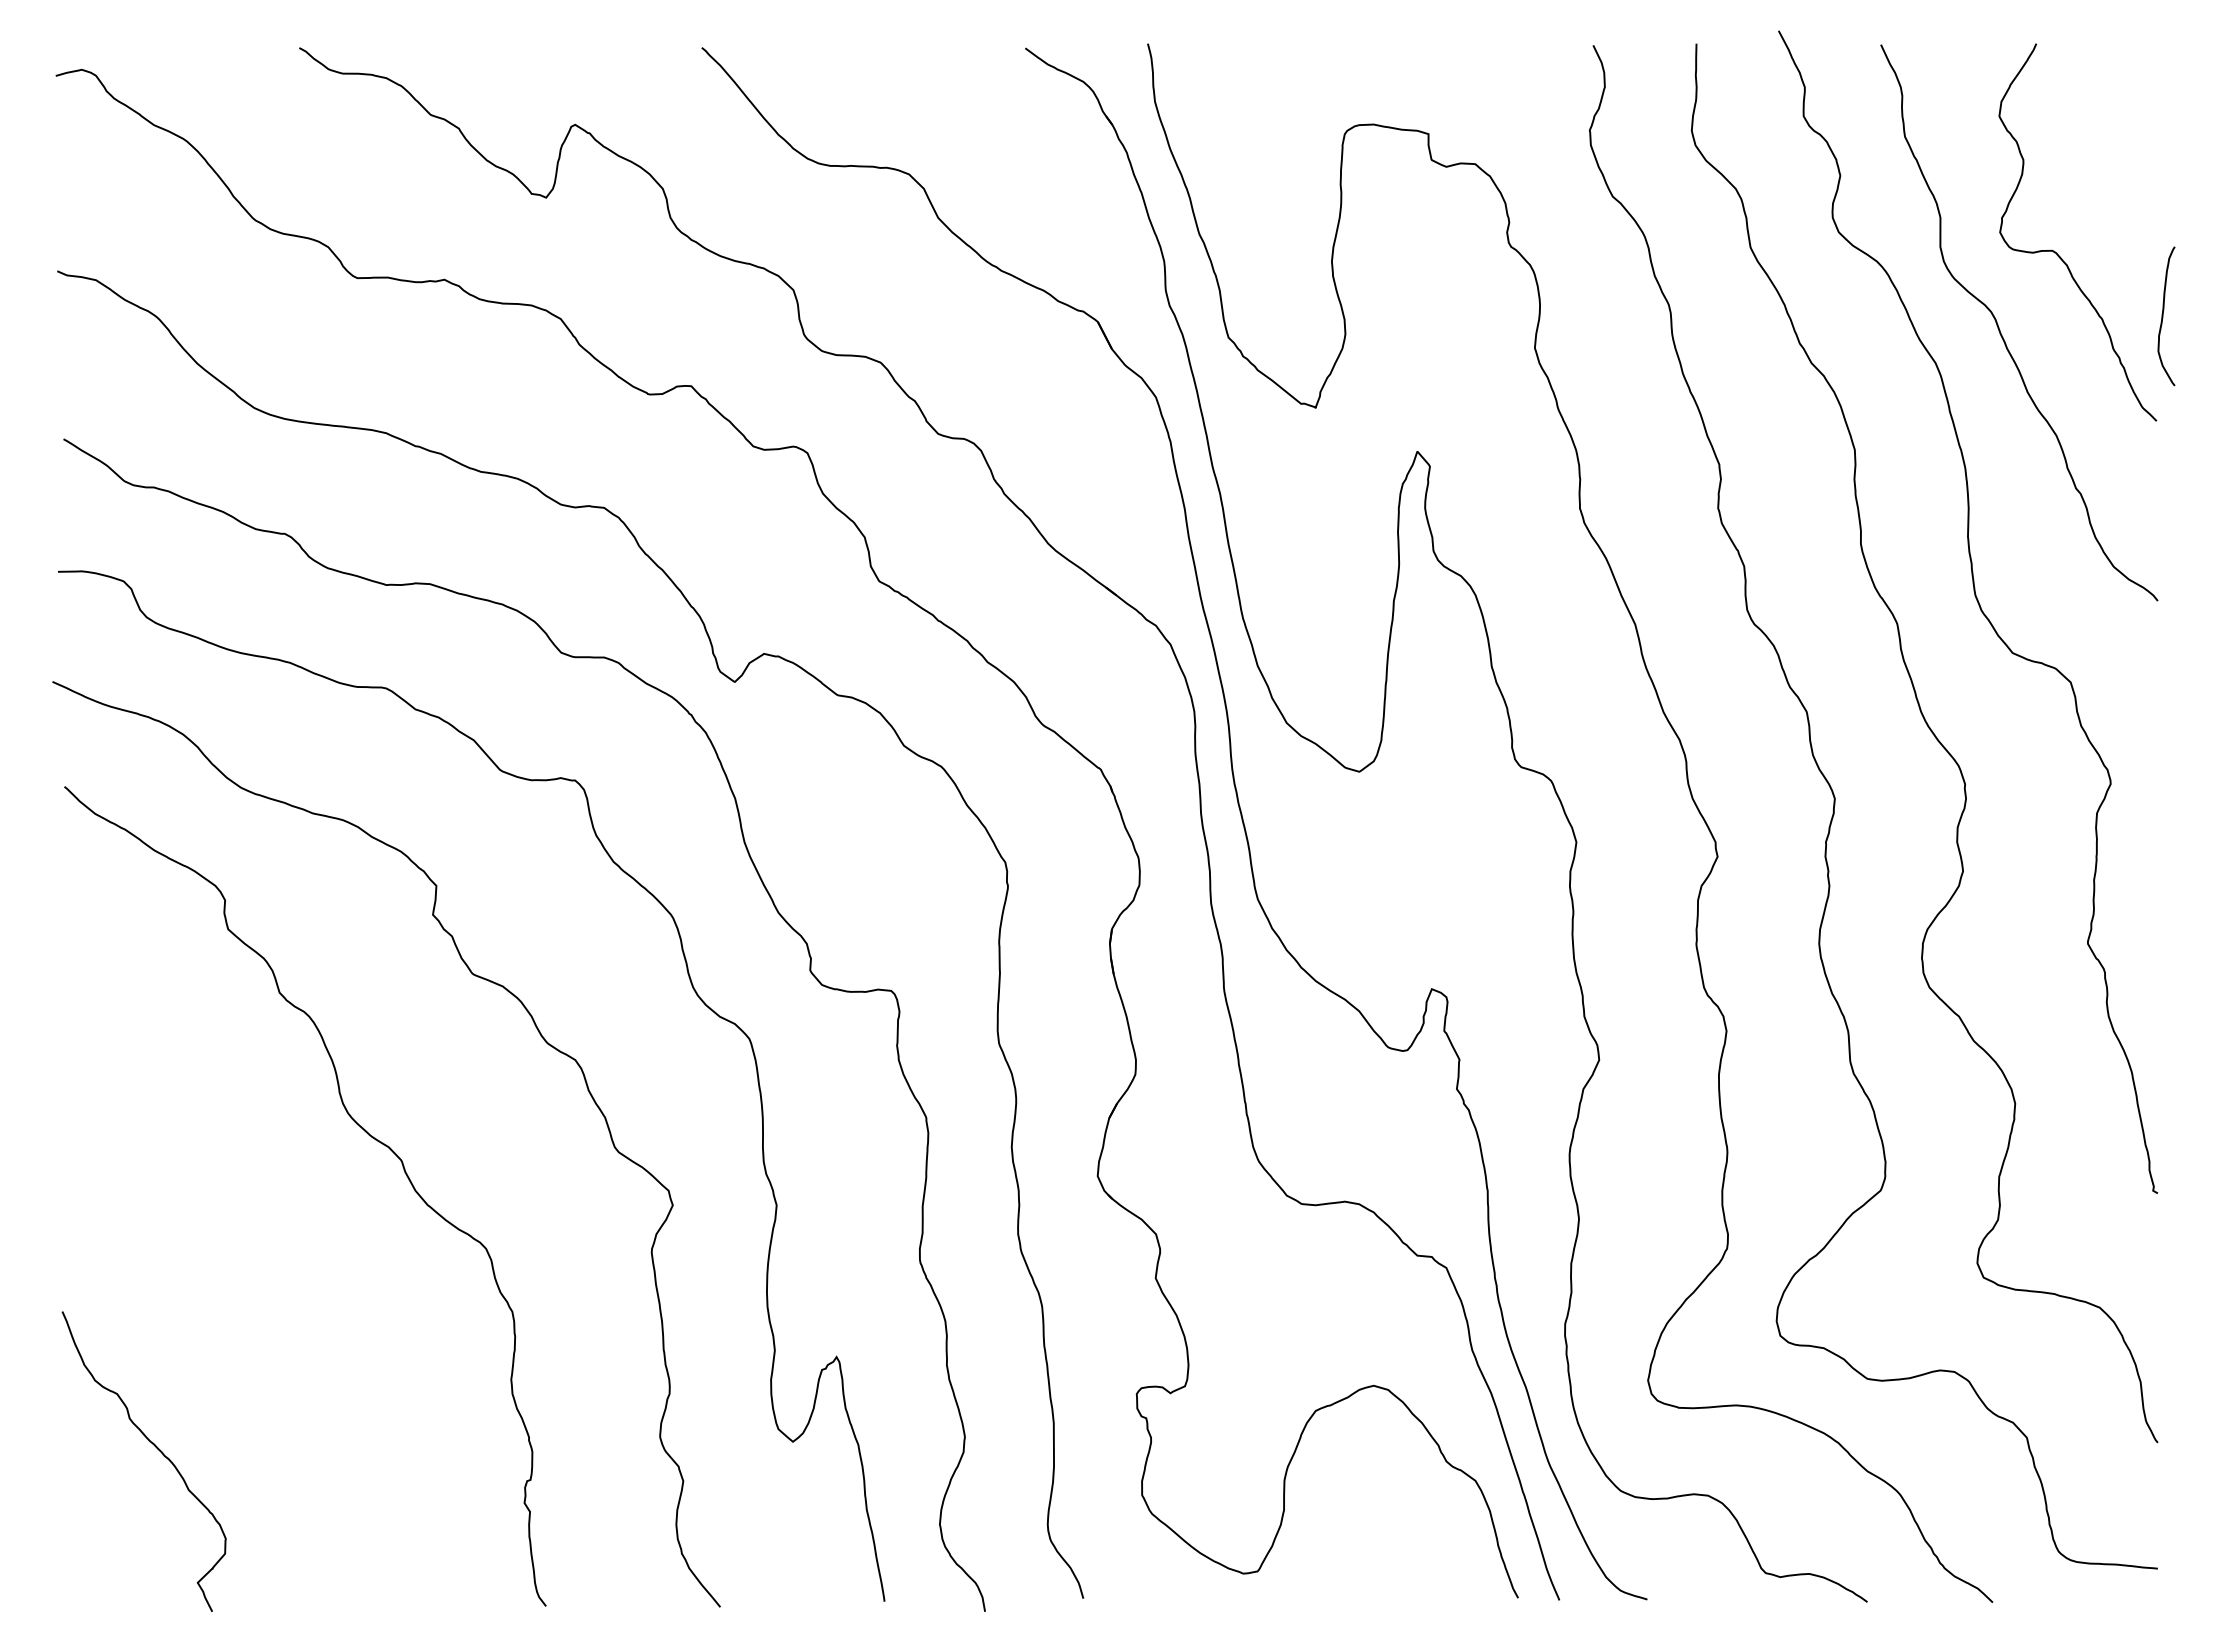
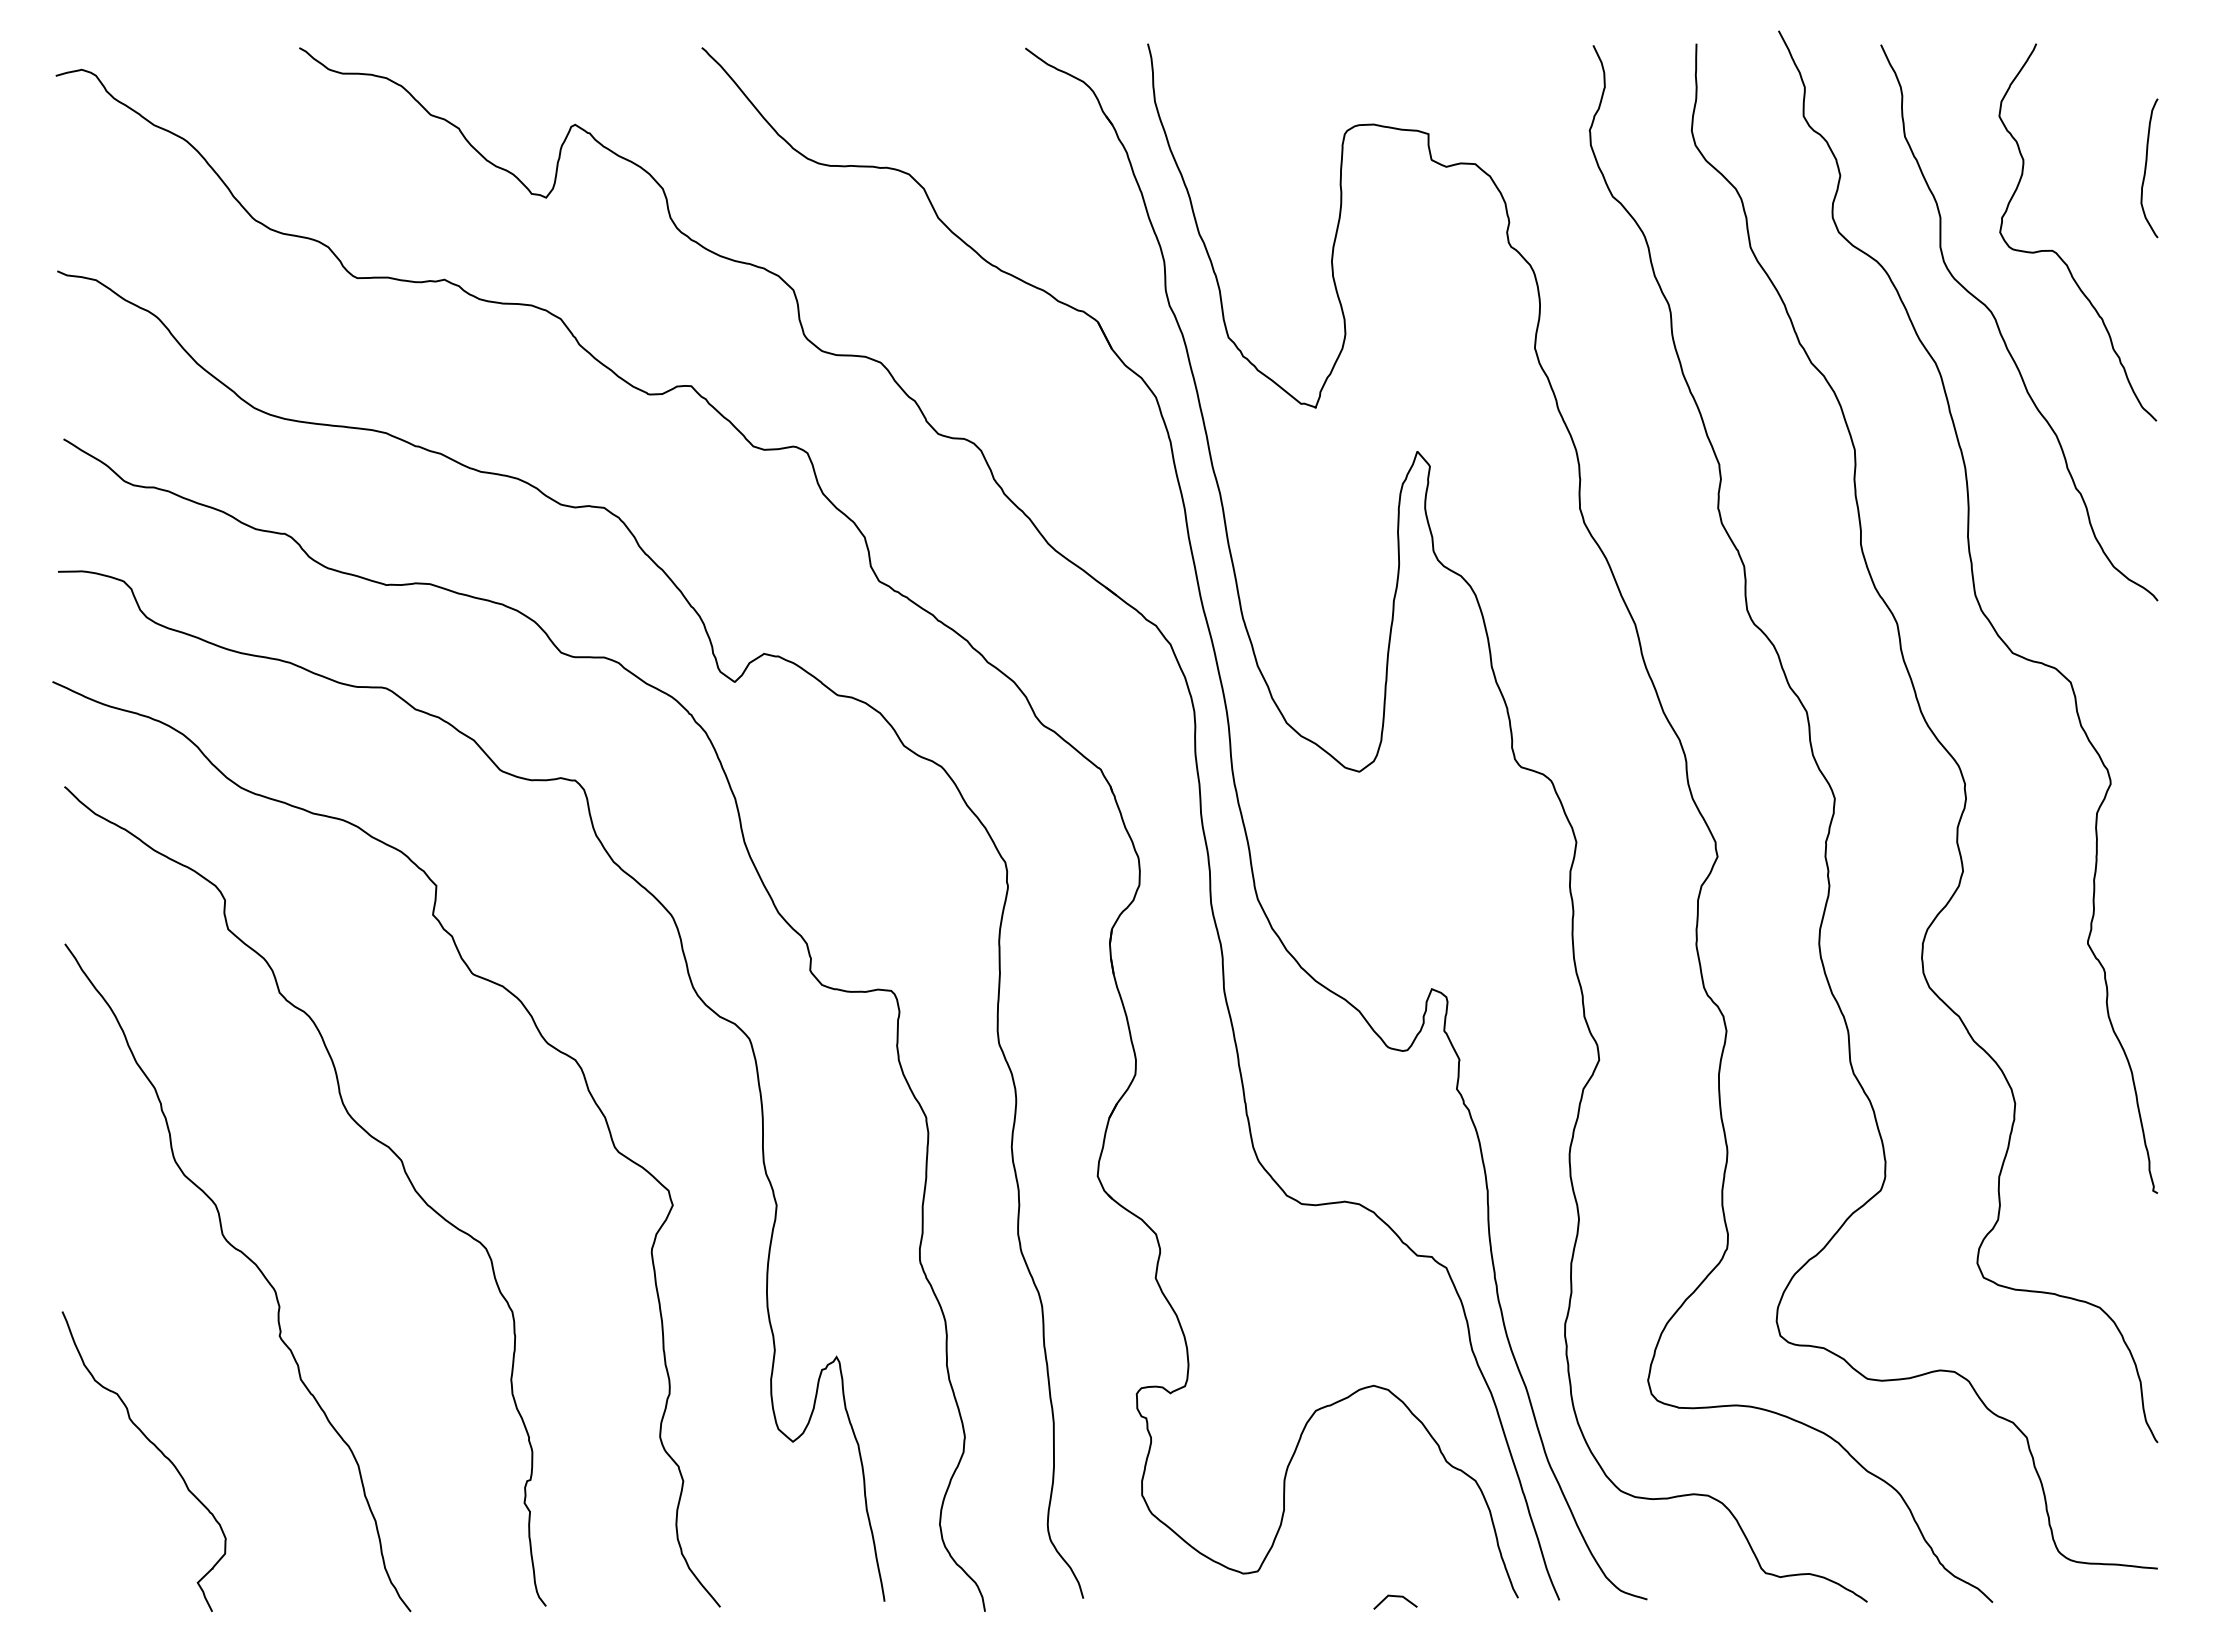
curve position: (2163, 316) -> (2146, 168) (2146, 168)
curve: none -> present (251, 1262)
line: none -> present (1395, 1597)
